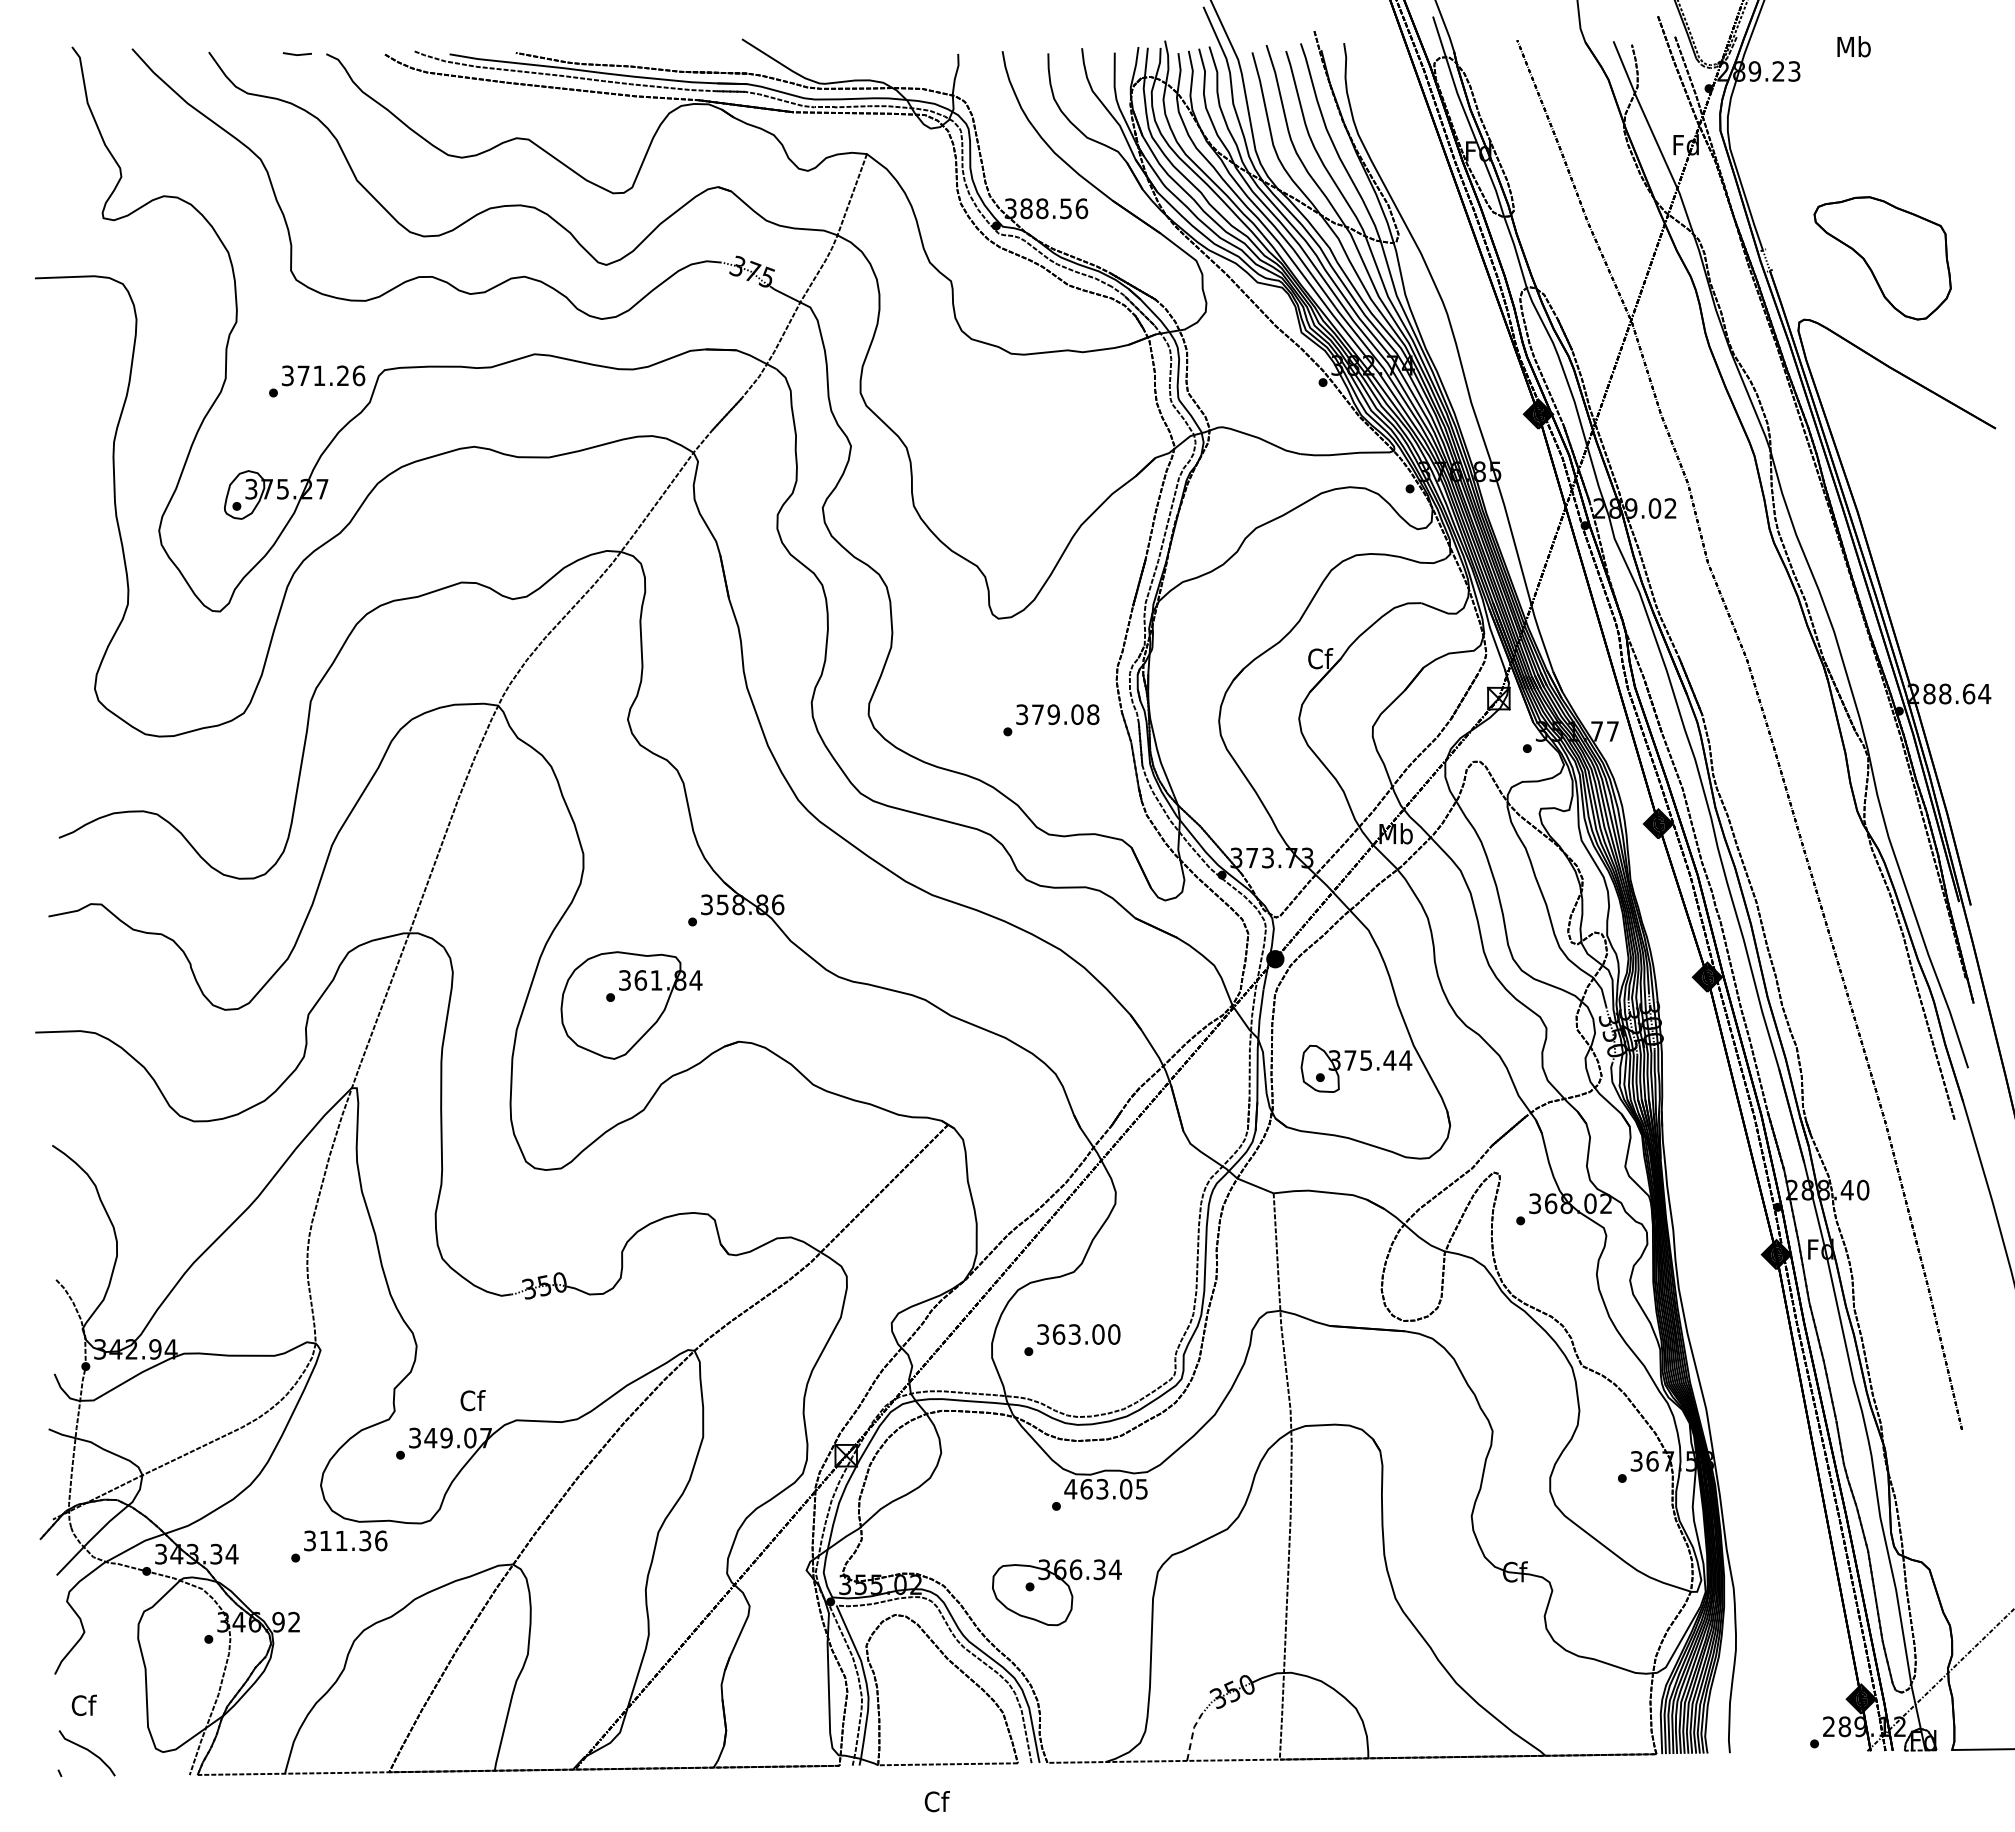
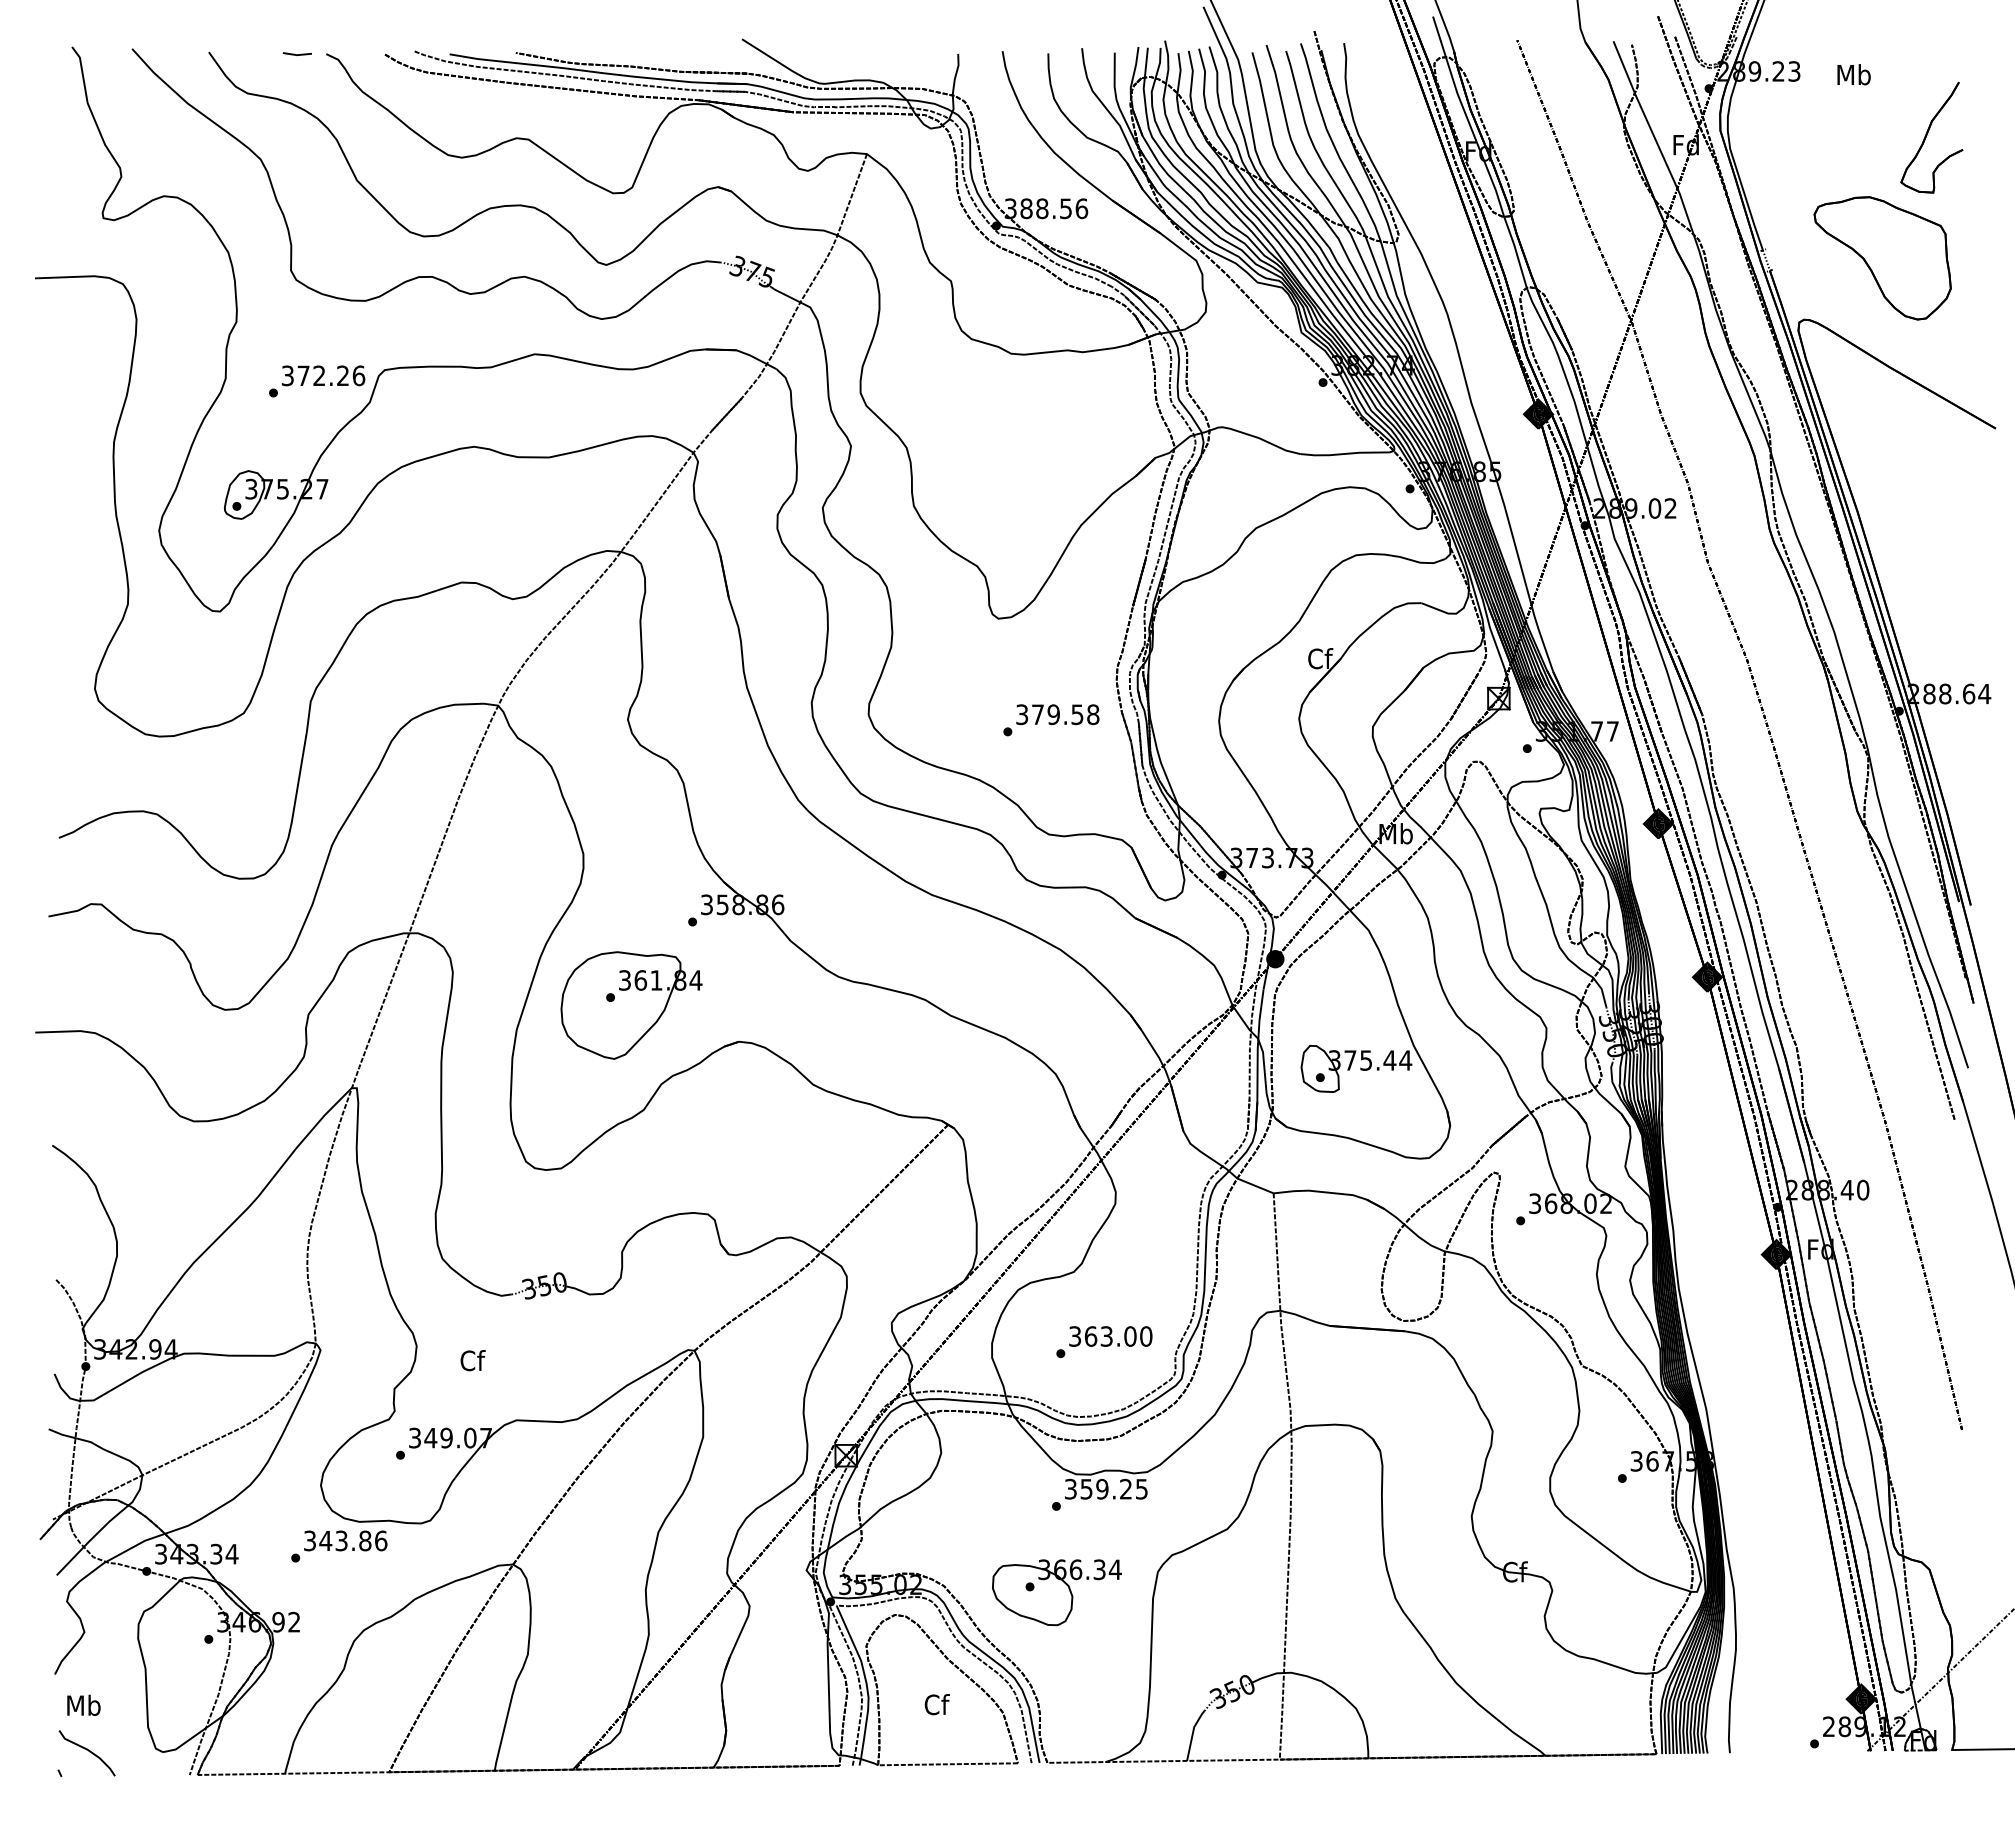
text position: (1853, 46) -> (1853, 74) (1853, 74)
part: none -> present (1931, 137)
text: 371.26 -> 372.26 (319, 375)
text: 379.08 -> 379.58 (1077, 714)
text position: (1072, 1339) -> (1104, 1341) (1104, 1341)
text position: (472, 1400) -> (472, 1360) (472, 1360)
text: 463.05 -> 359.25 (1098, 1488)
text: 311.36 -> 343.86 (345, 1540)
text: Cf -> Mb (83, 1704)
line: dashed -> solid (1192, 1733)
text position: (936, 1801) -> (936, 1704) (936, 1704)
